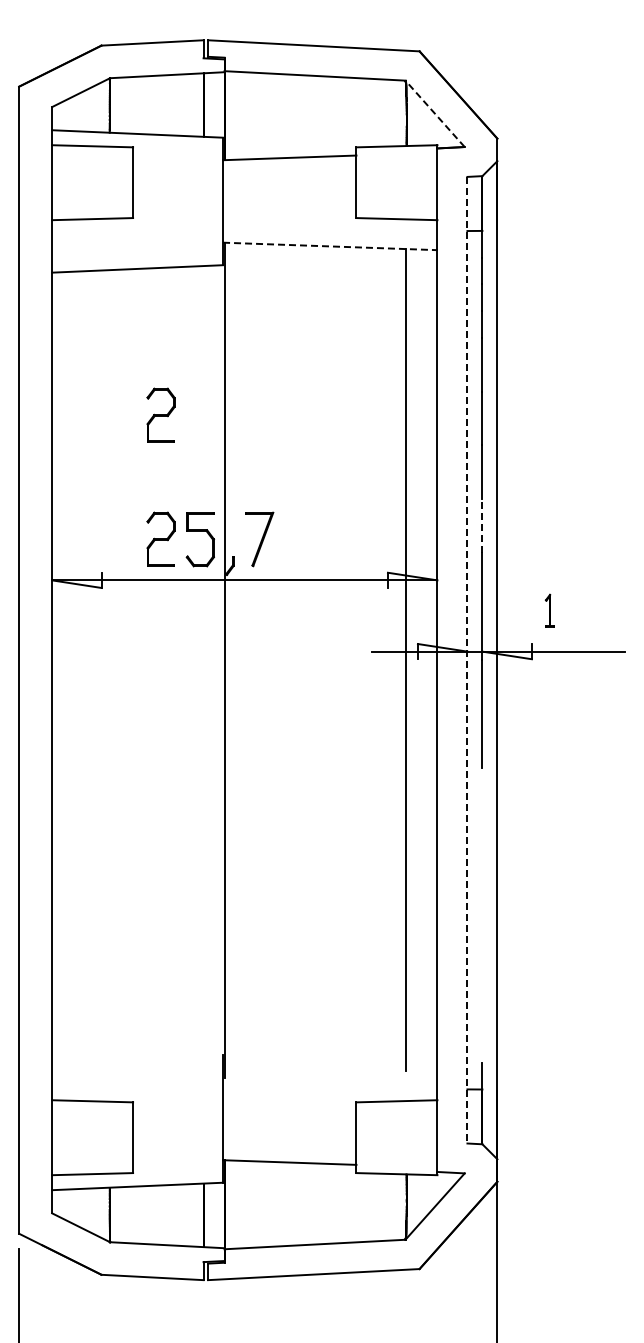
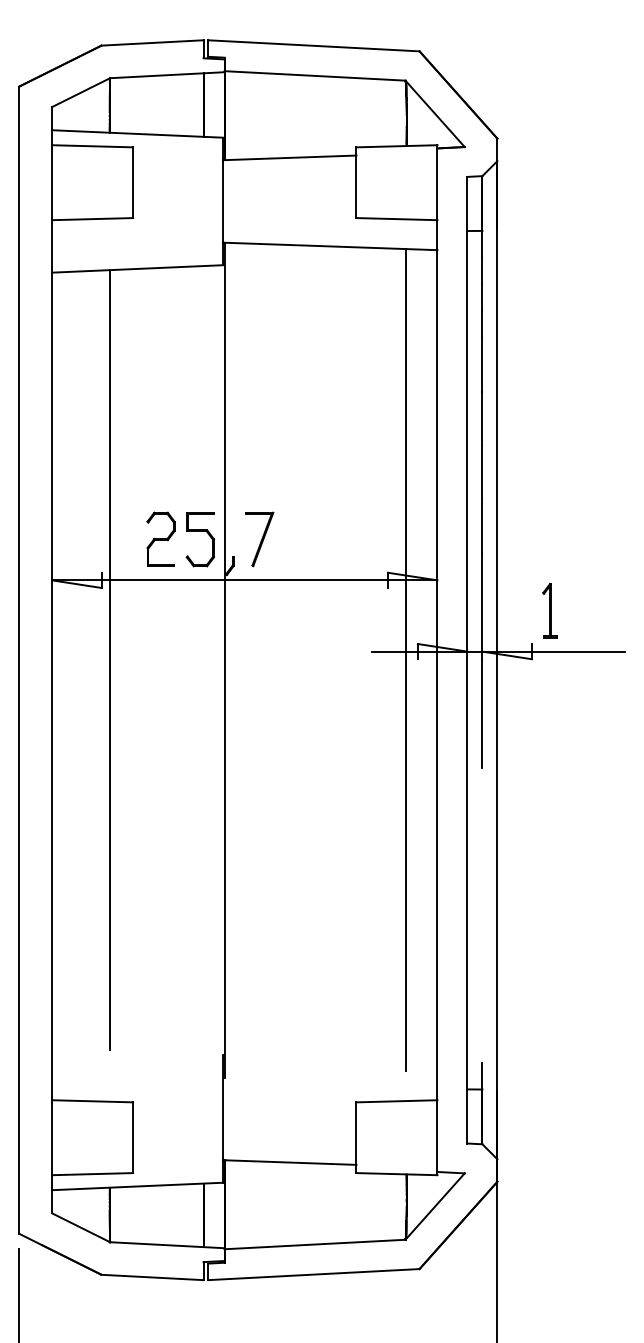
line: dashed -> solid (434, 113)
line: dashed -> solid (330, 246)
part: present -> none (160, 414)
line: dashed -> solid (482, 525)
part size: 11x35 px -> 16x56 px (549, 610)
line: none -> present (110, 660)
line: dashed -> solid (467, 660)
